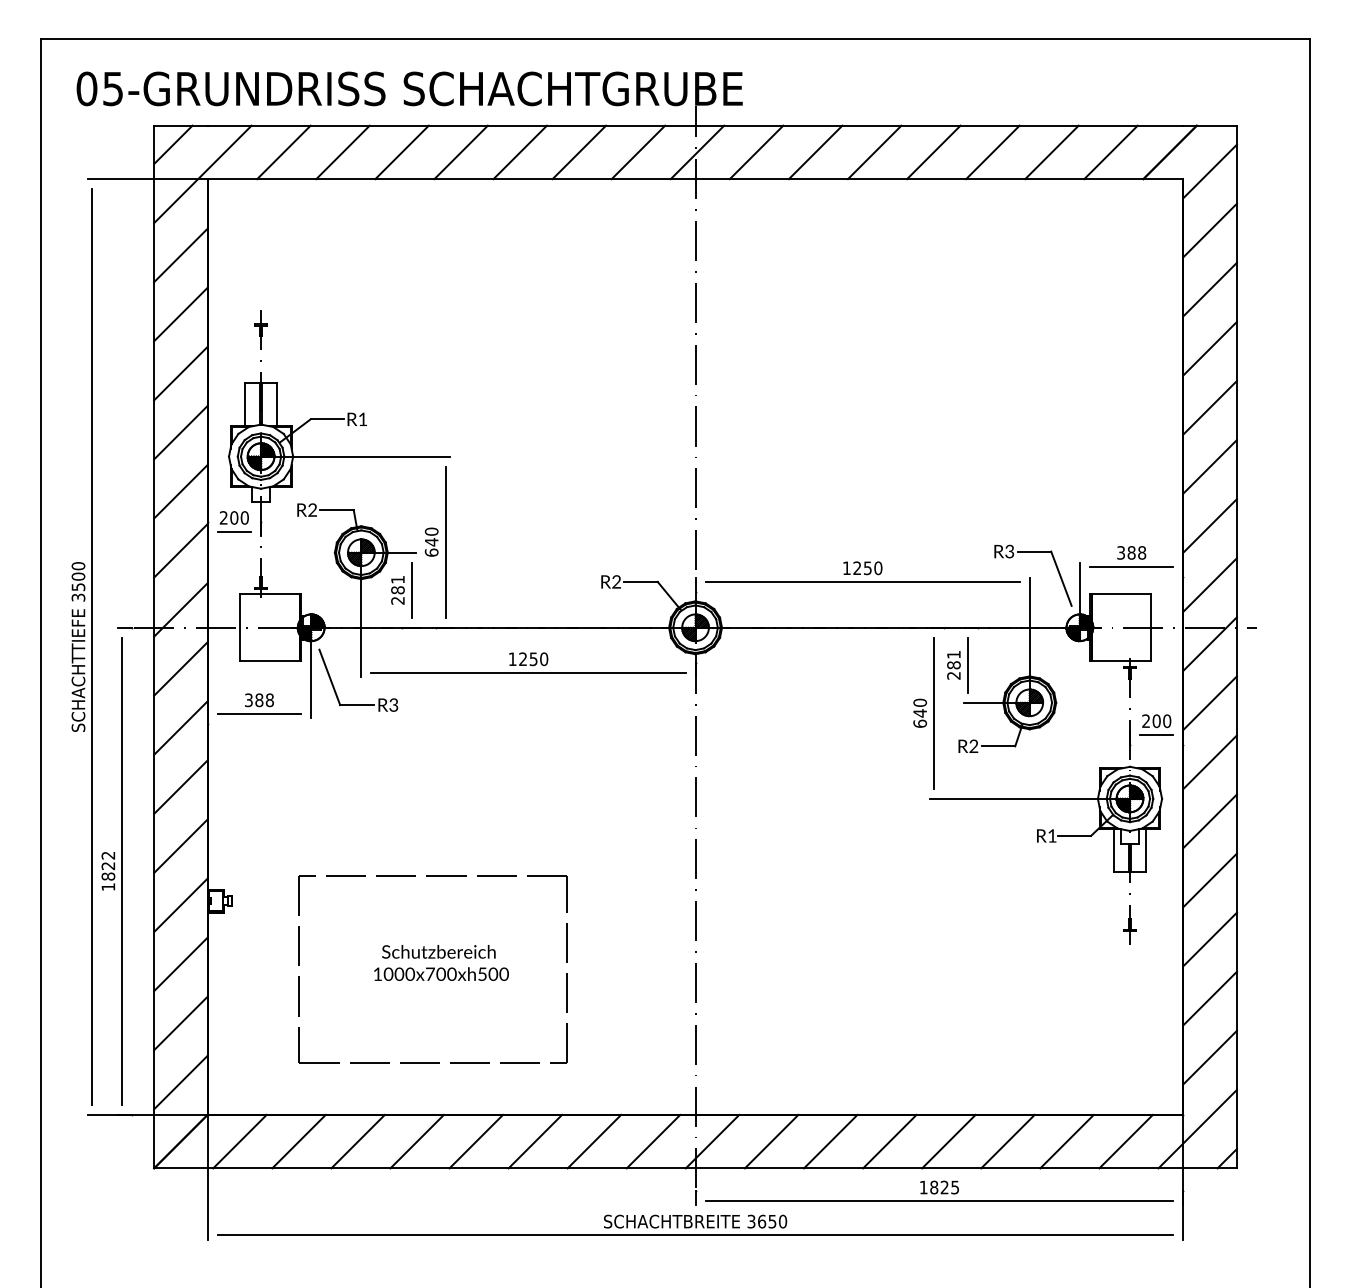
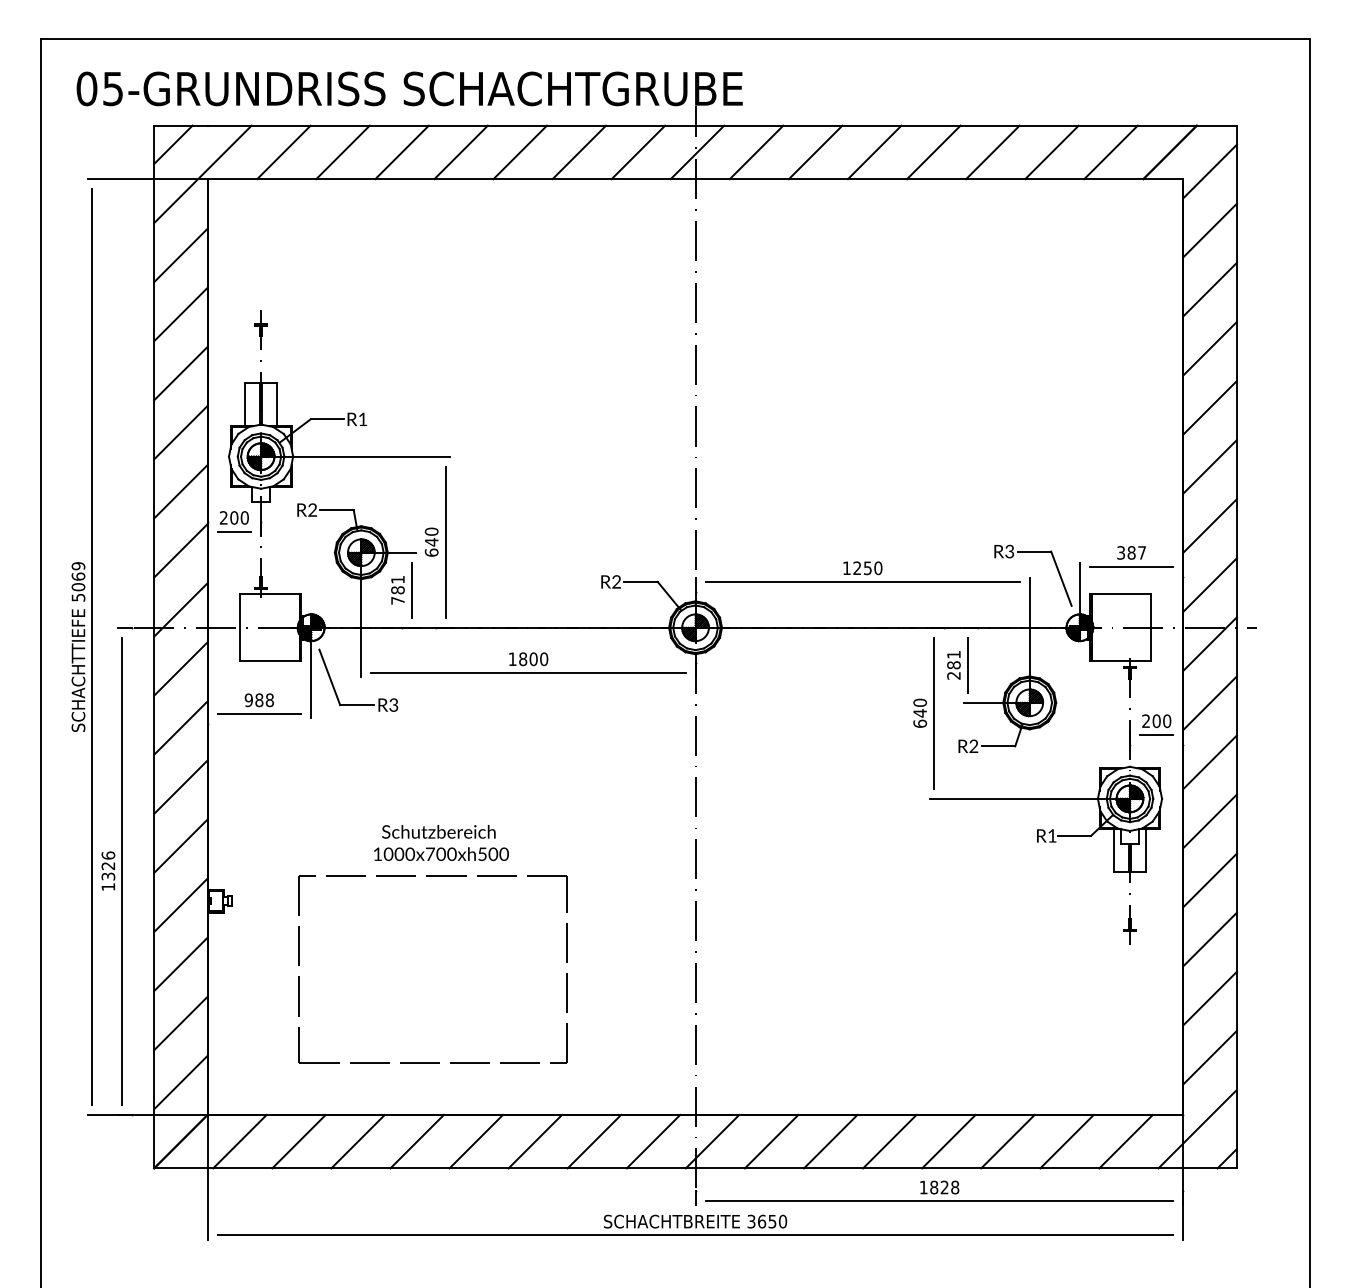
text: 388 -> 387 (1142, 552)
text: 3500 -> 5069 (78, 581)
text: 281 -> 781 (397, 600)
text: 1250 -> 1800 (528, 659)
text: 388 -> 988 (248, 699)
text: 1822 -> 1326 (108, 865)
text position: (441, 962) -> (441, 842) (441, 842)
text: 1825 -> 1828 (955, 1187)
